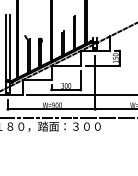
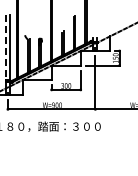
line: solid -> dashed (5, 48)
line: present -> none (80, 94)
line: present -> none (68, 117)
